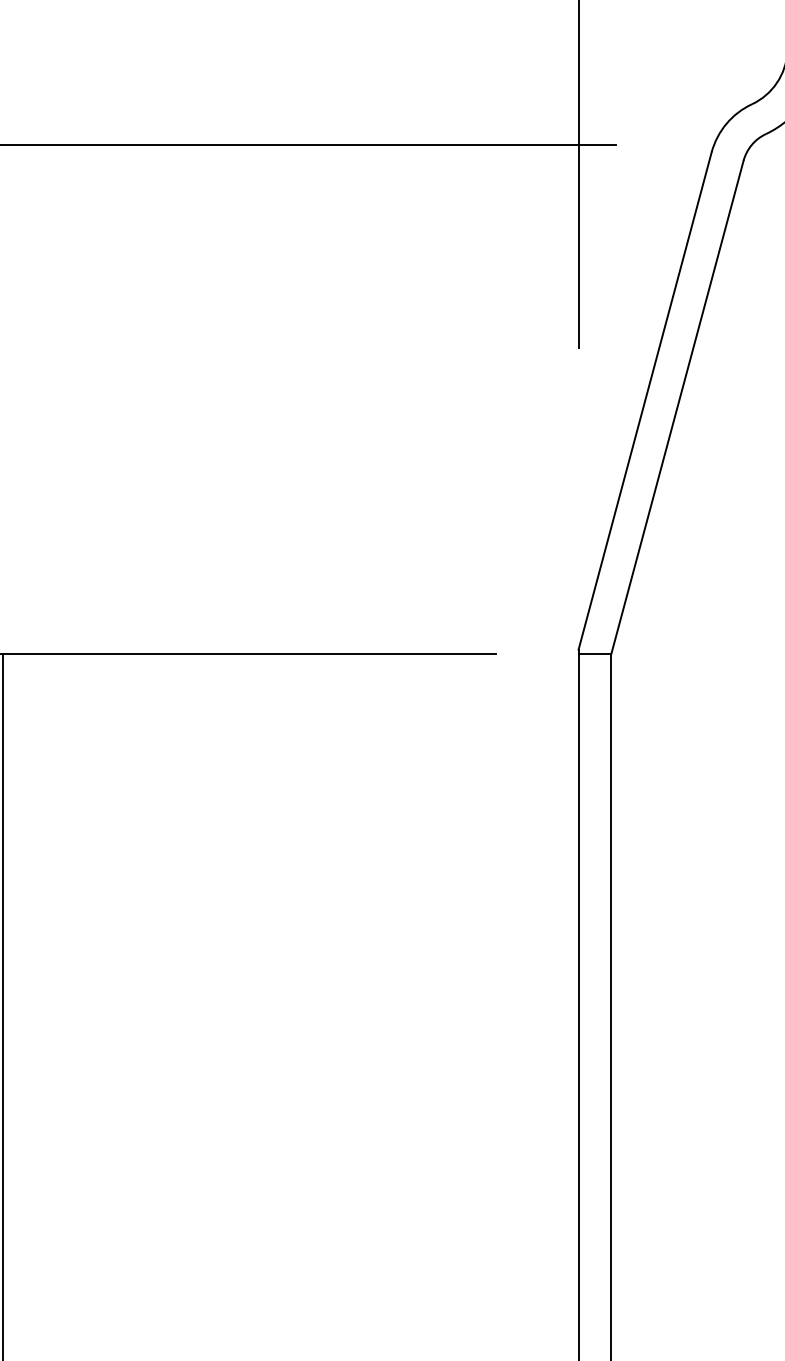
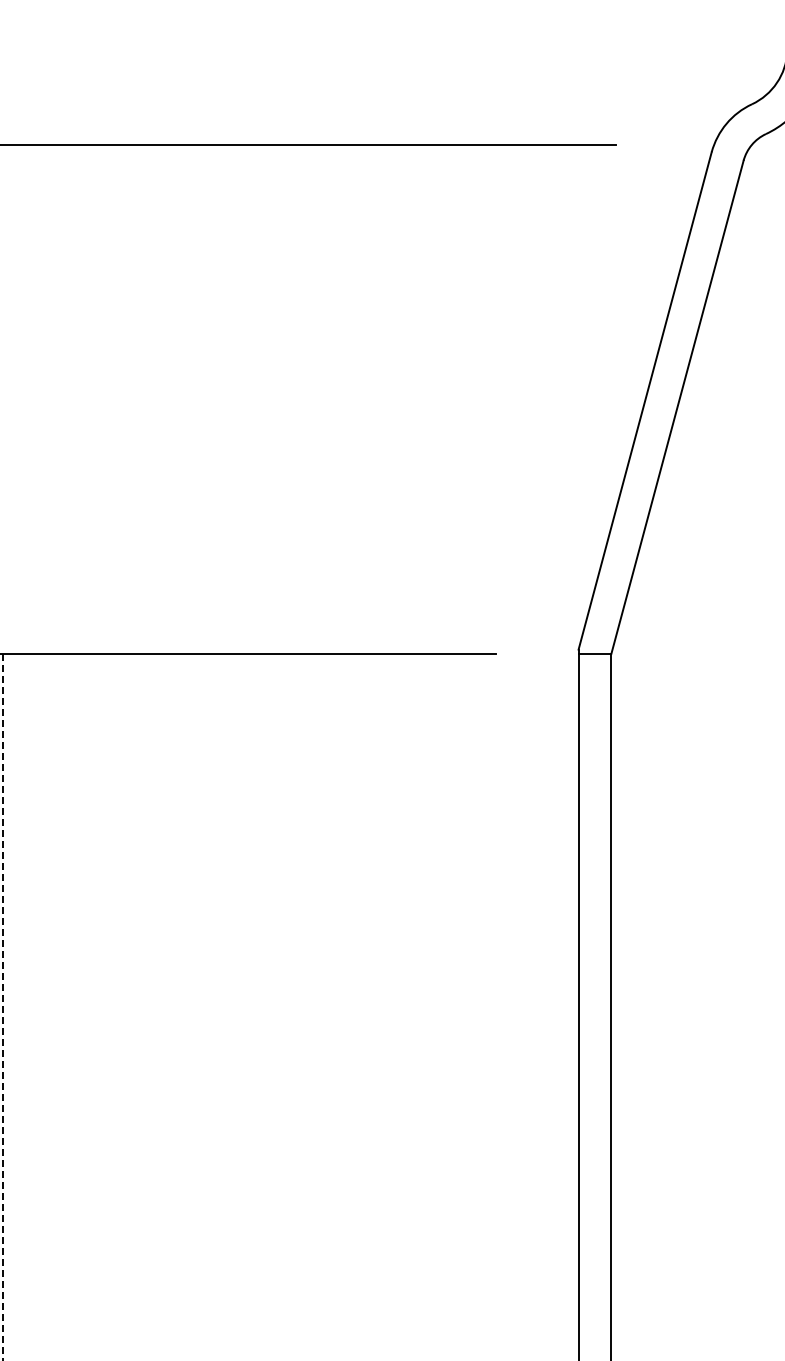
line: present -> none (578, 175)
line: solid -> dashed (2, 1007)
